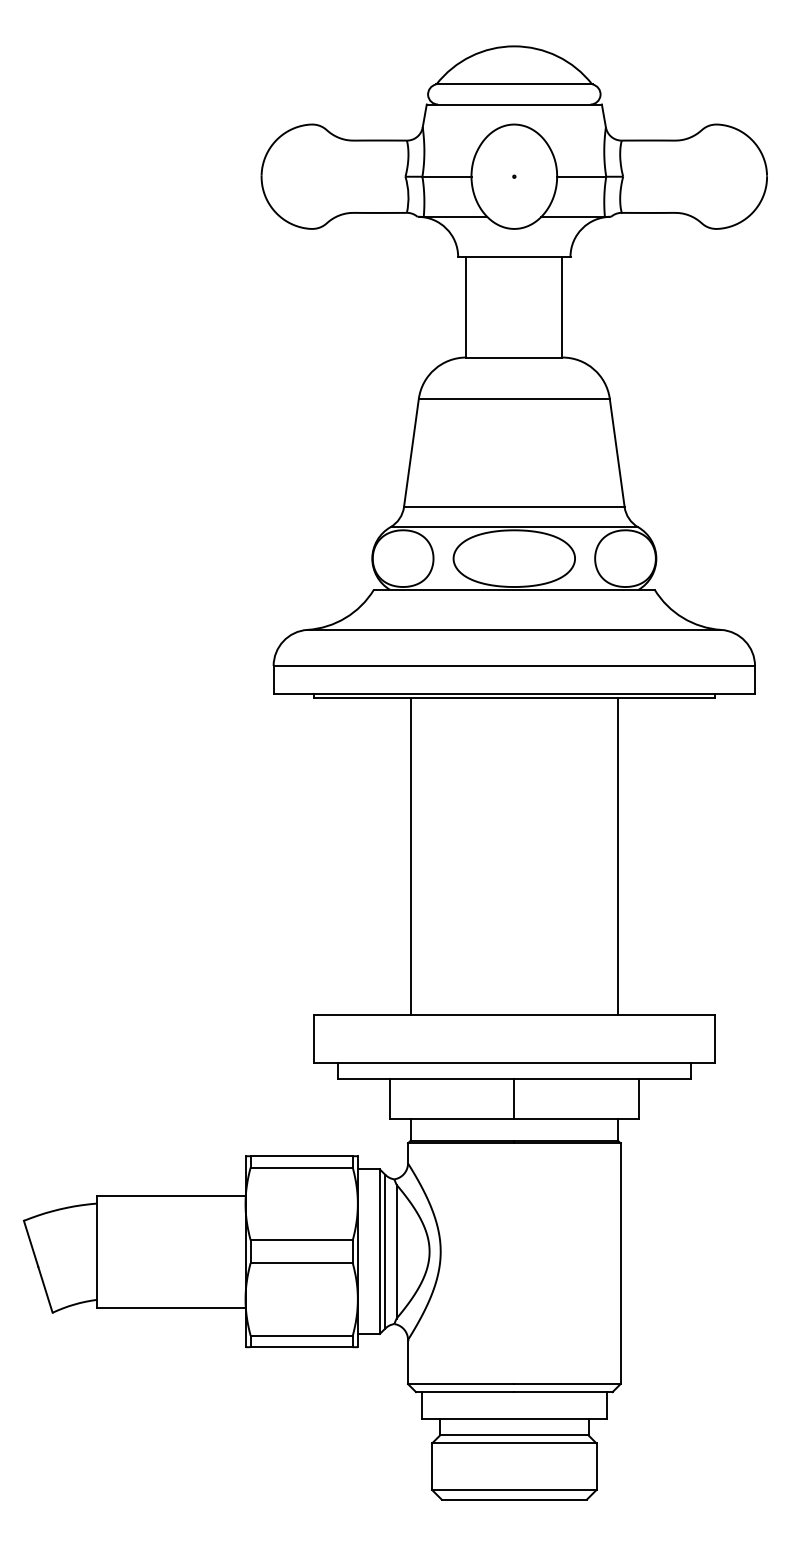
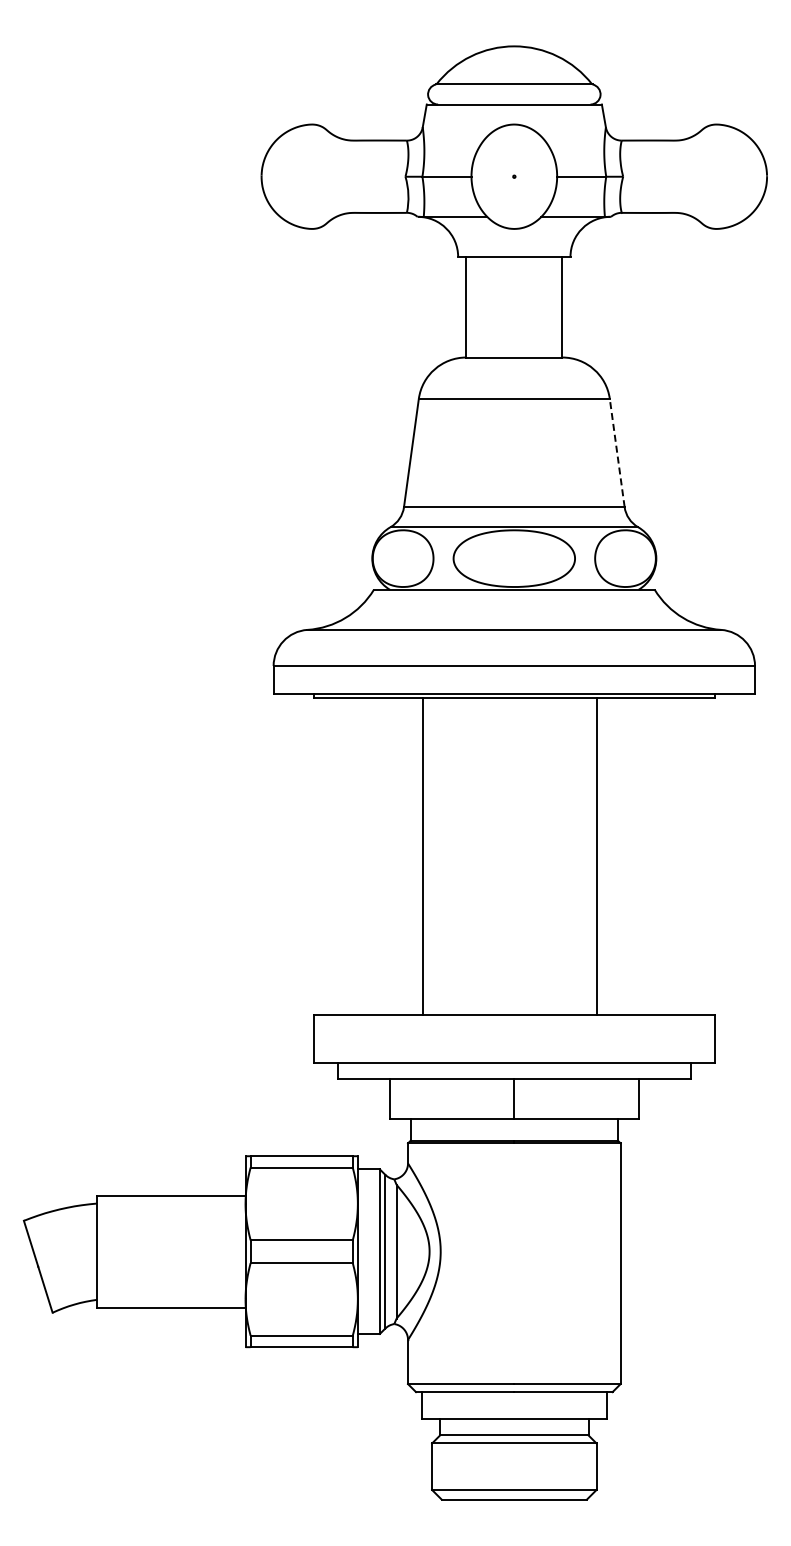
line: solid -> dashed (617, 452)
line position: (410, 856) -> (422, 856) (422, 856)
line position: (617, 856) -> (596, 856) (596, 856)
